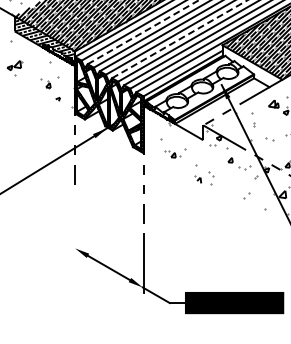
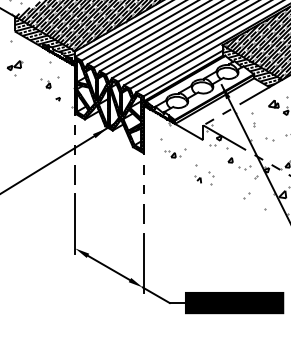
line: dashed -> solid (143, 32)
line: dashed -> solid (179, 39)
hatch: none -> present (251, 66)
line: none -> present (75, 223)
